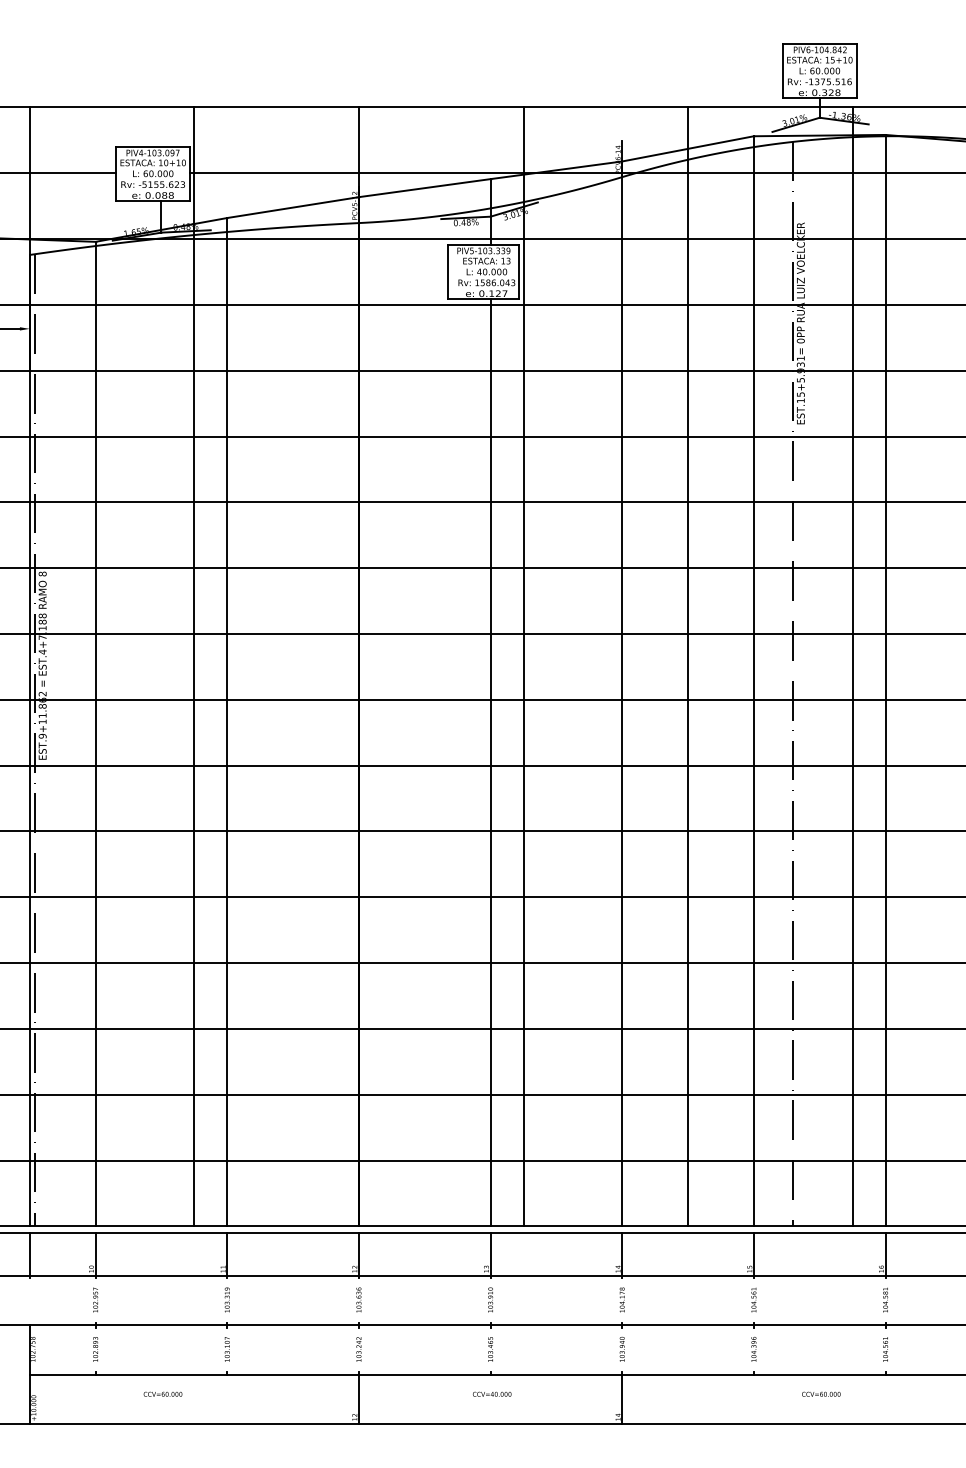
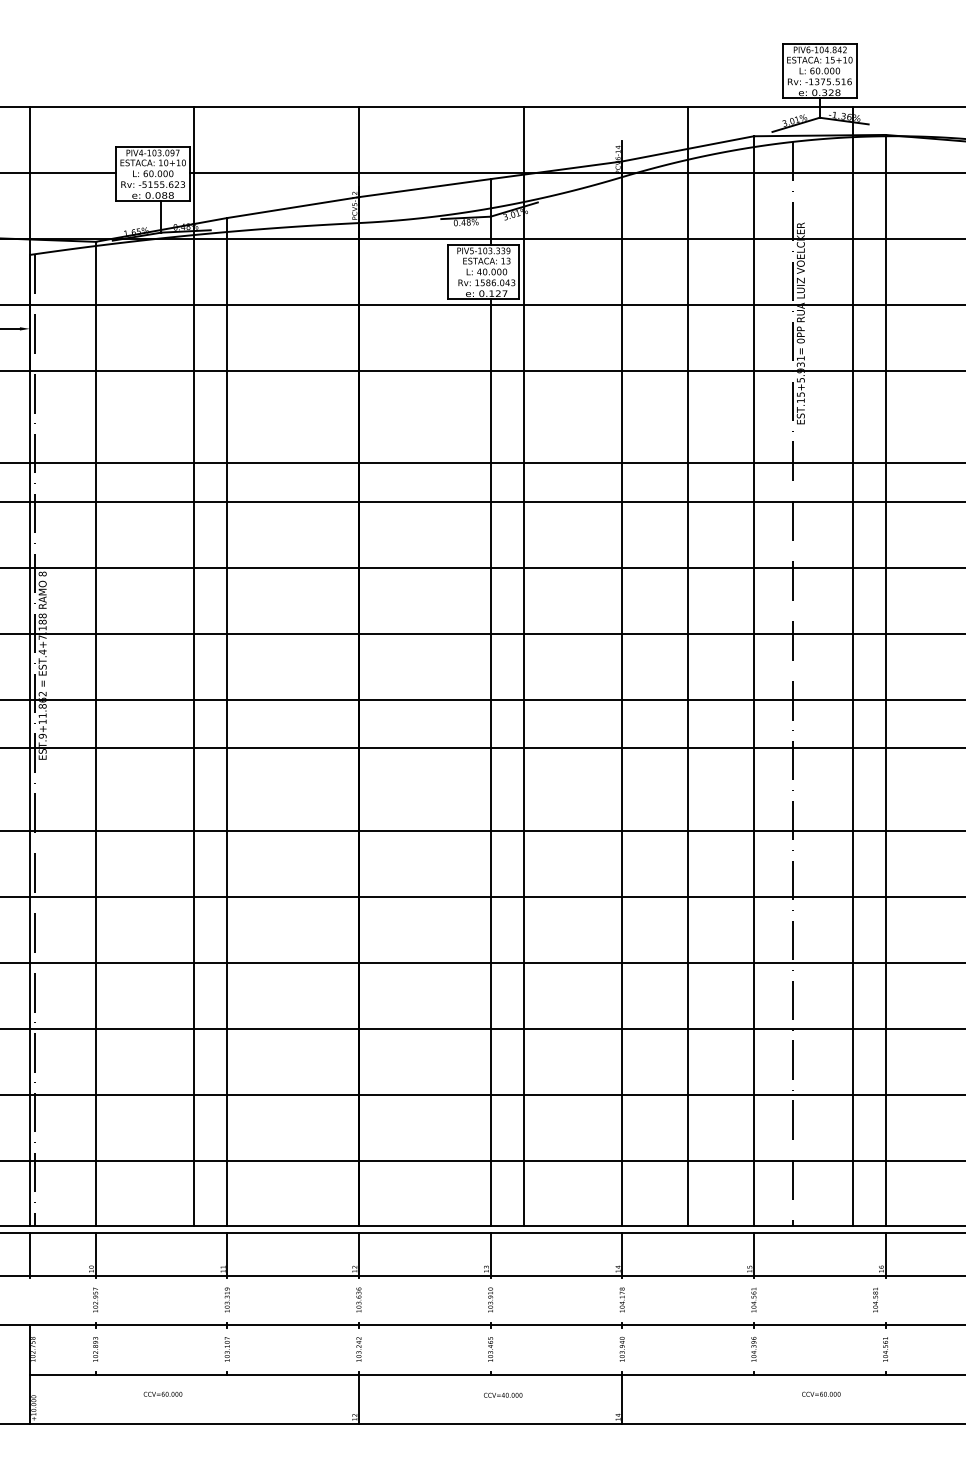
line position: (482, 436) -> (482, 462) (482, 462)
line position: (482, 765) -> (482, 747) (482, 747)
text position: (885, 1299) -> (875, 1299) (875, 1299)
text position: (492, 1393) -> (503, 1394) (503, 1394)
